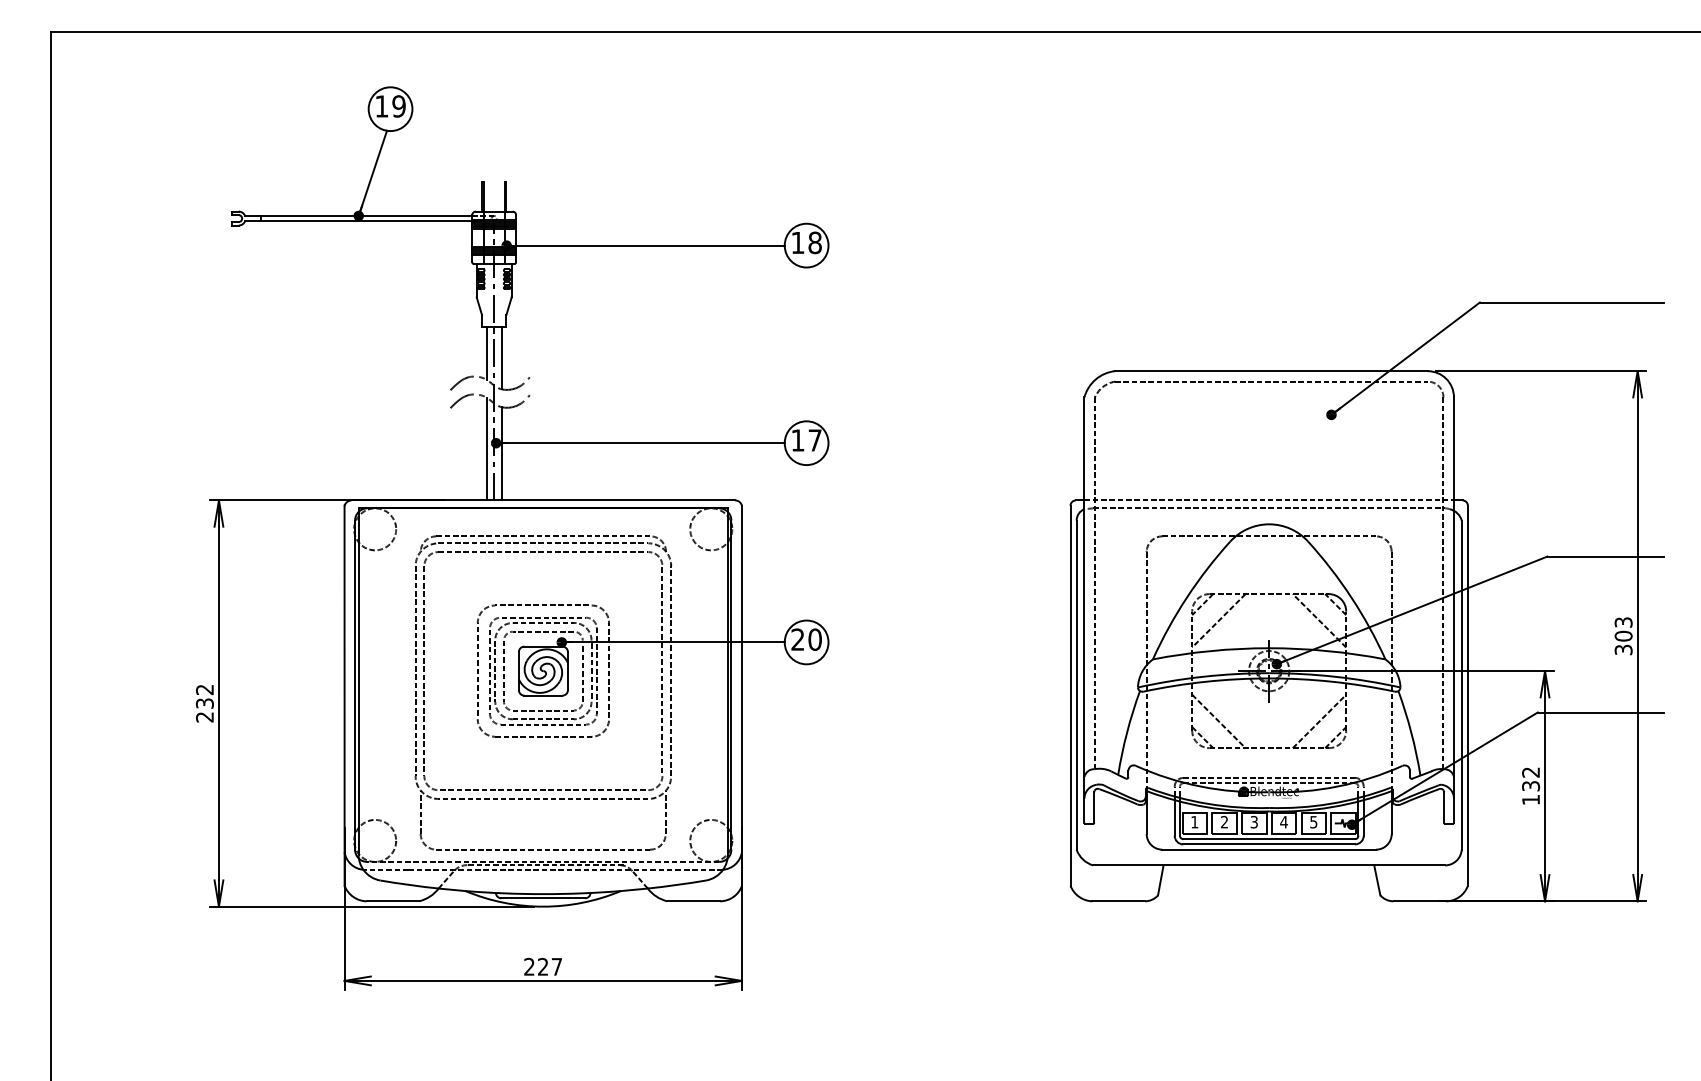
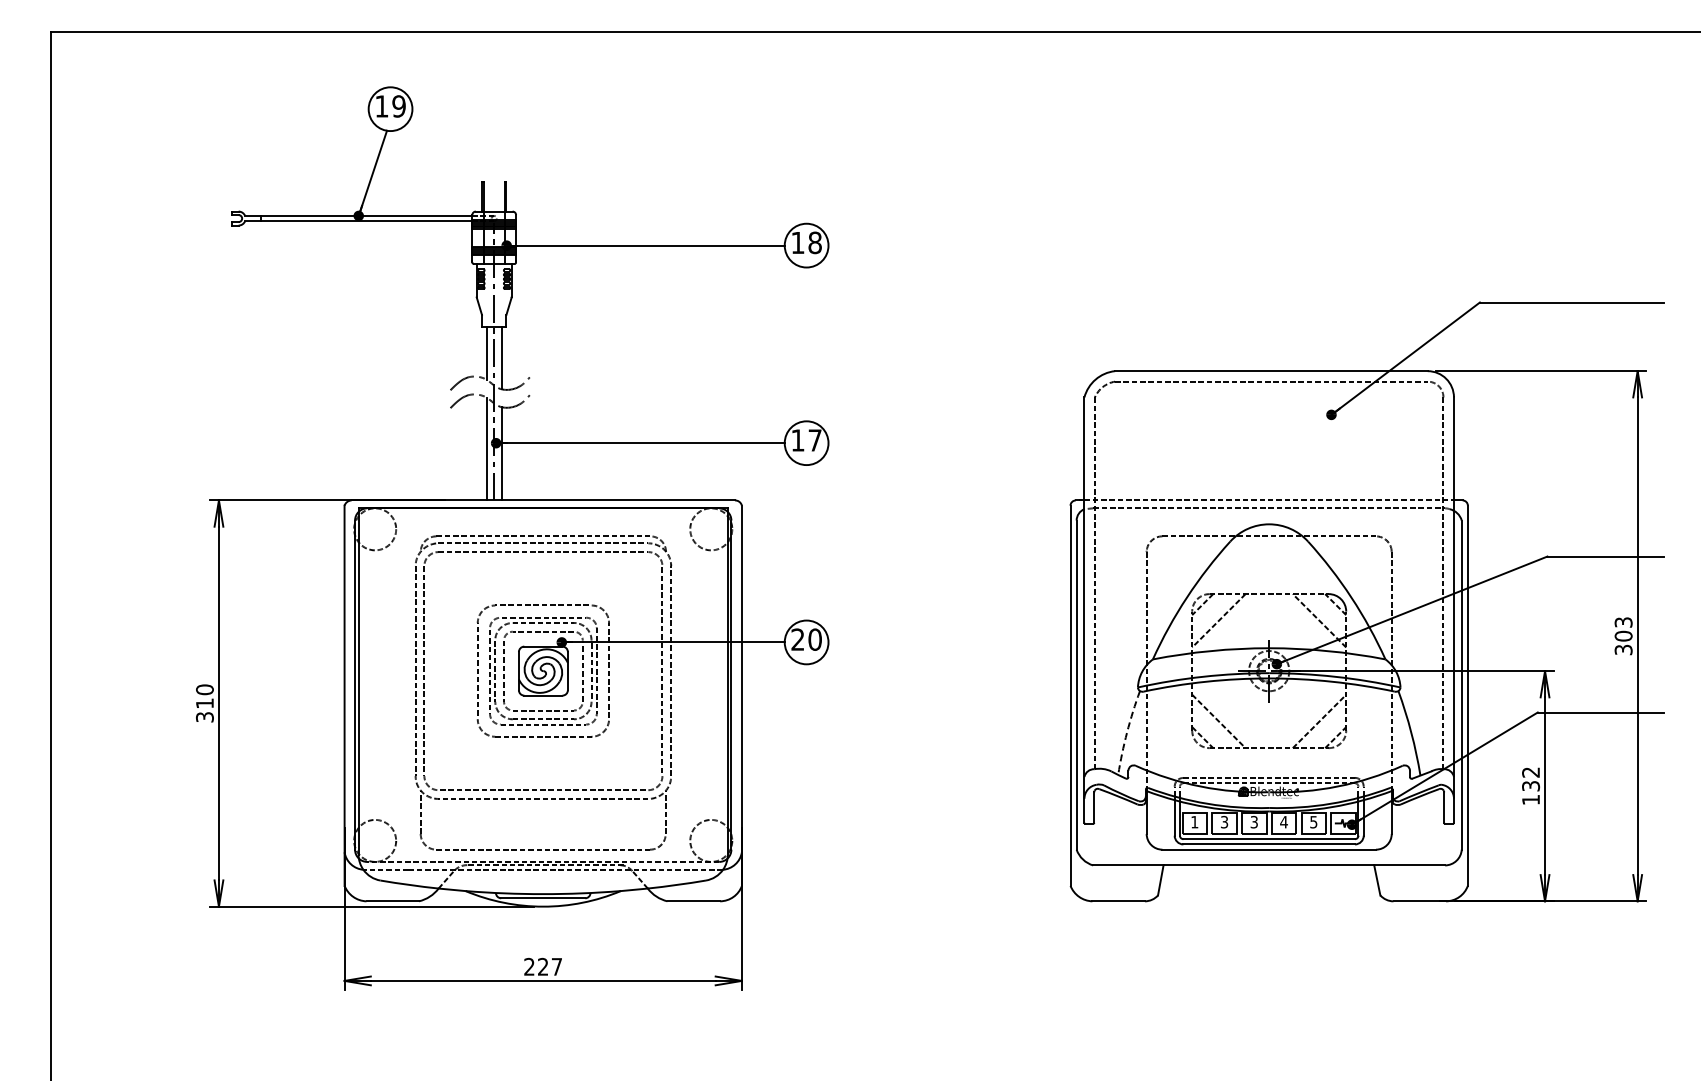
text: 232 -> 310 (204, 703)
arc: solid -> dashed (1127, 732)
text: 2 -> 3 (1224, 822)
